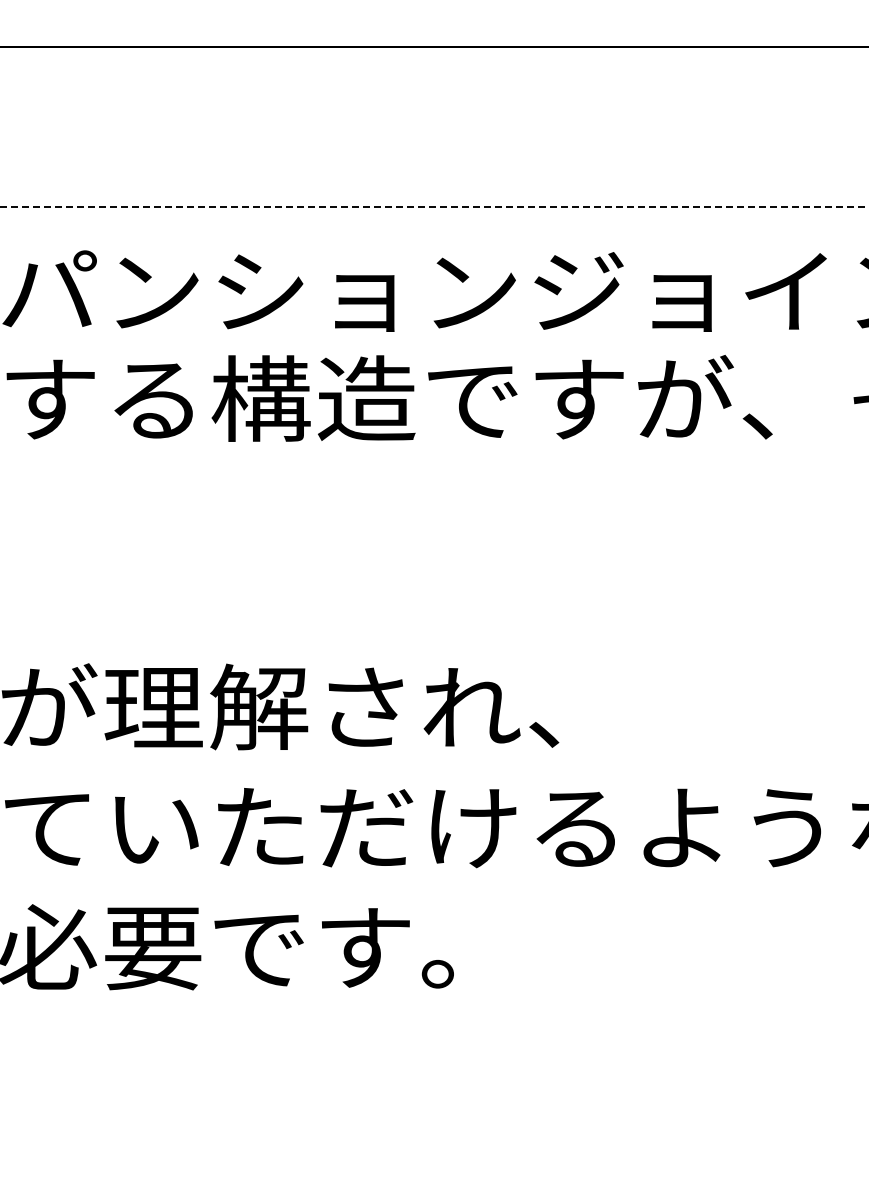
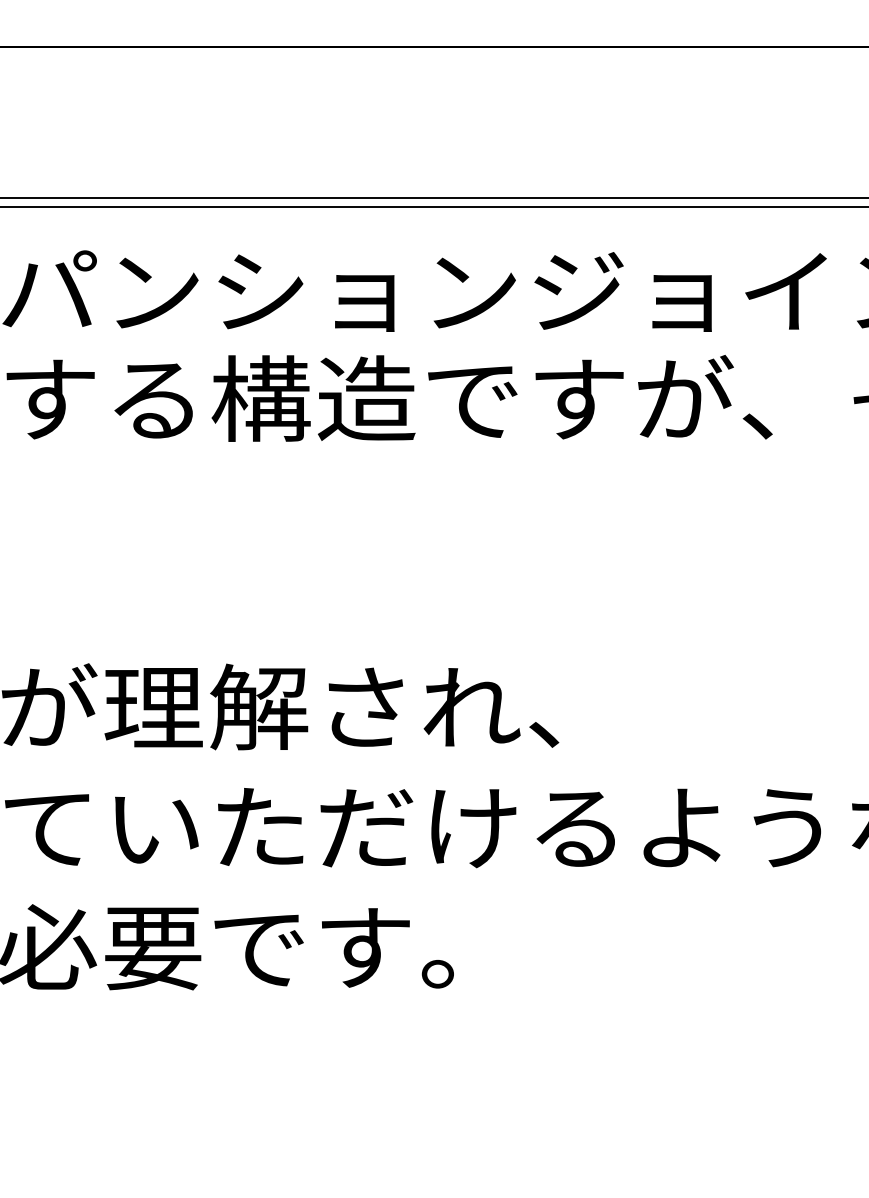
line: none -> present (433, 197)
line: dashed -> solid (434, 206)
